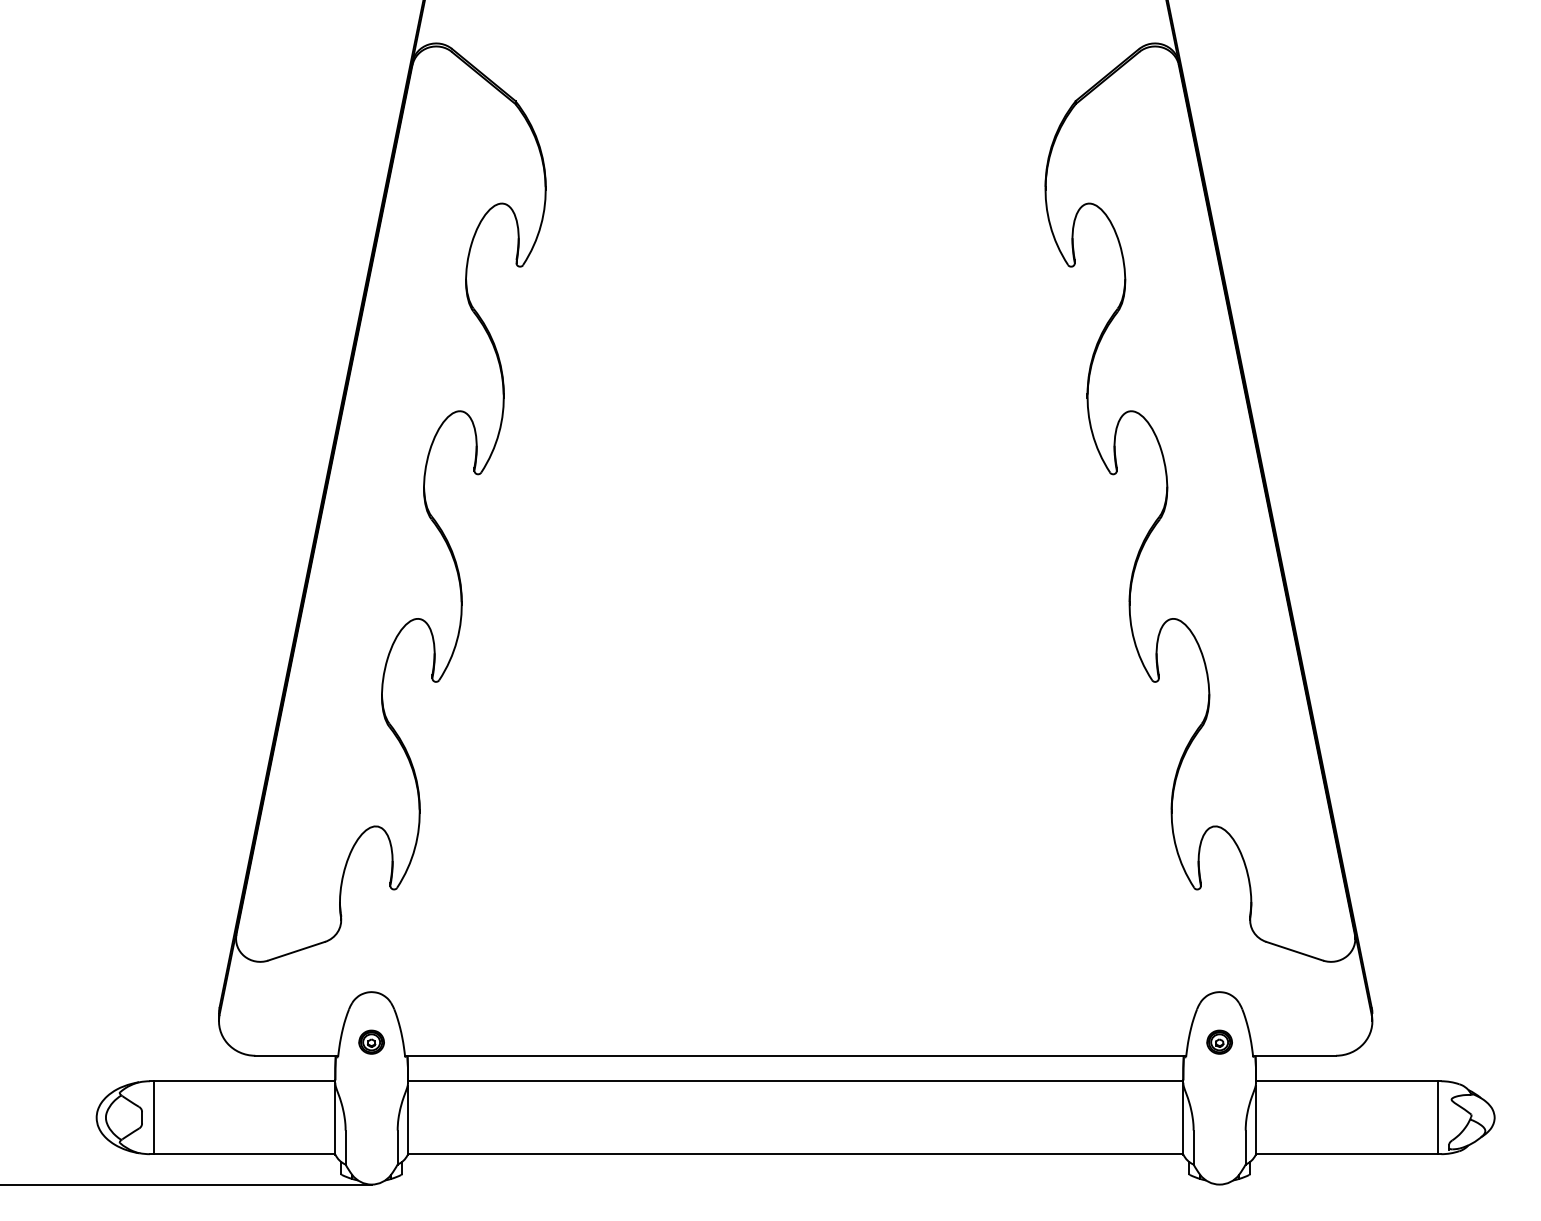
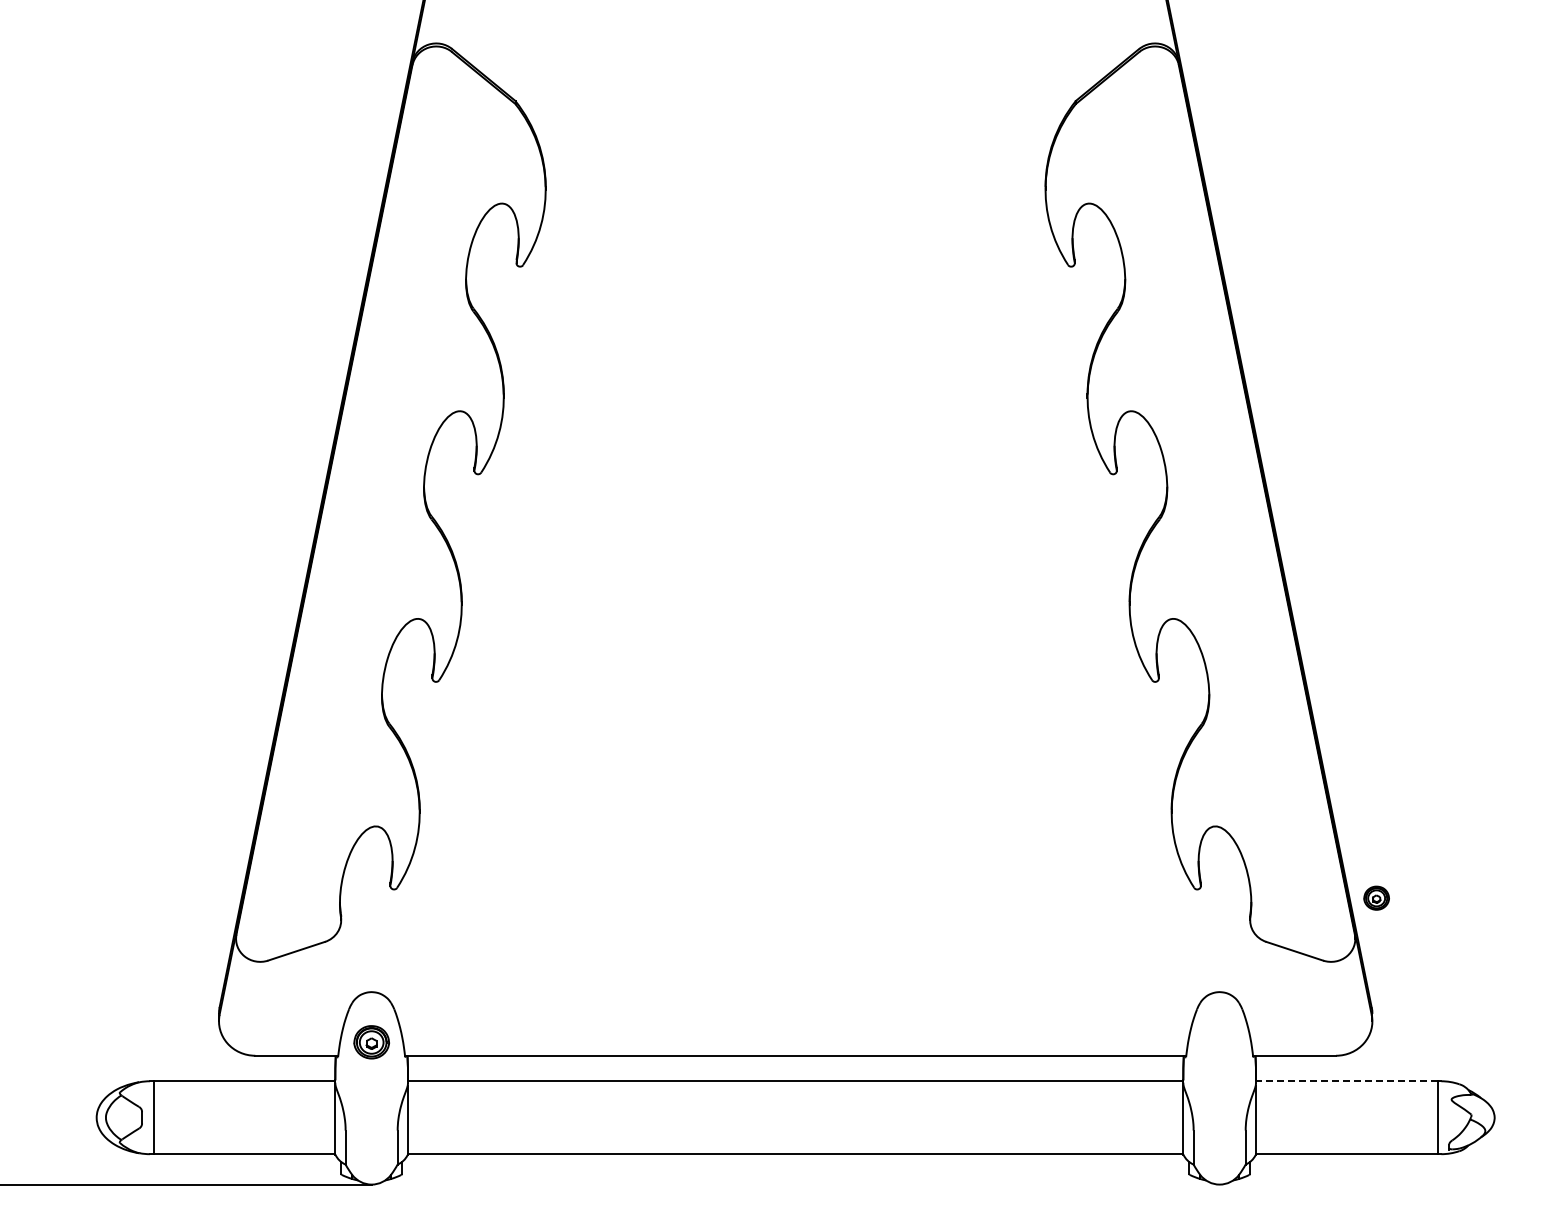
part size: 27x26 px -> 37x35 px (371, 1042)
part position: (1219, 1041) -> (1376, 897) (1376, 897)
line: solid -> dashed (1346, 1081)
